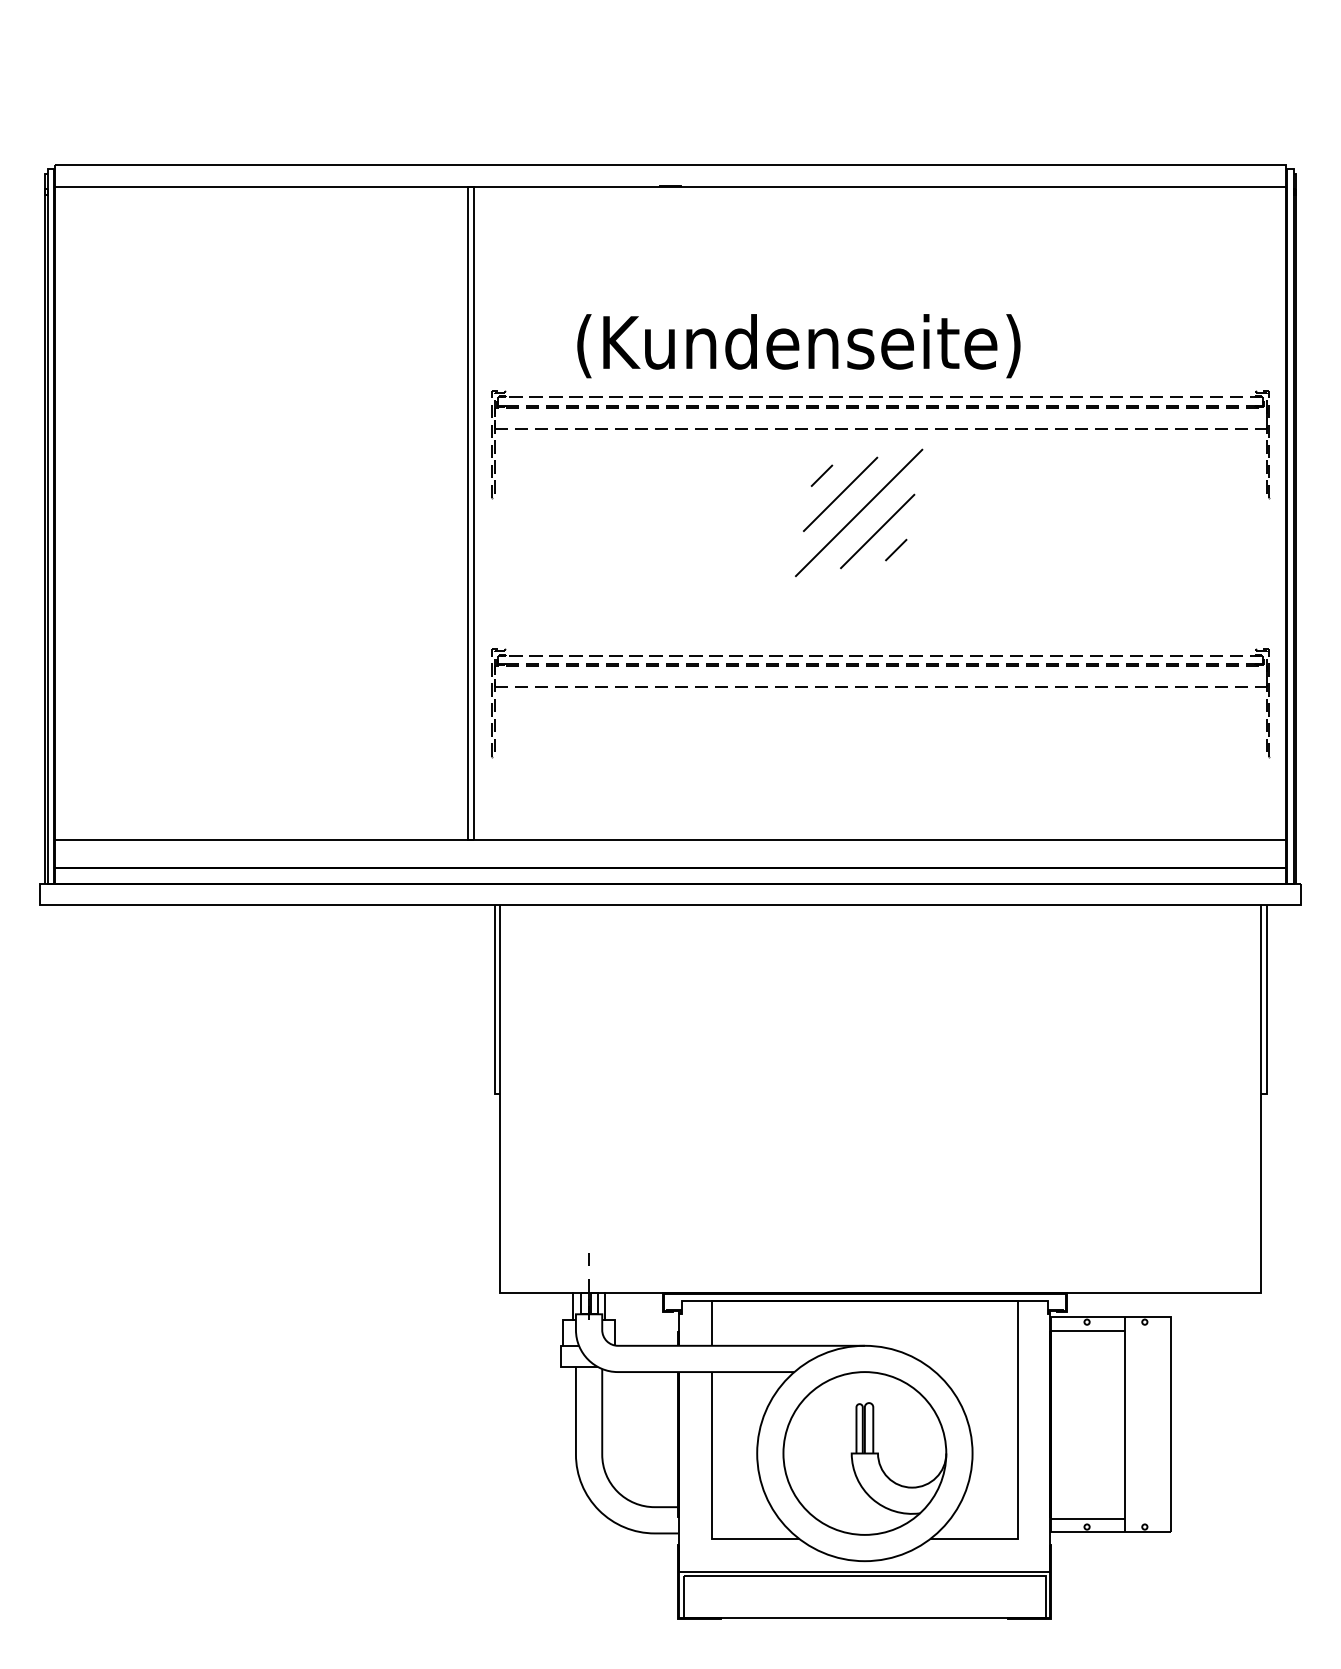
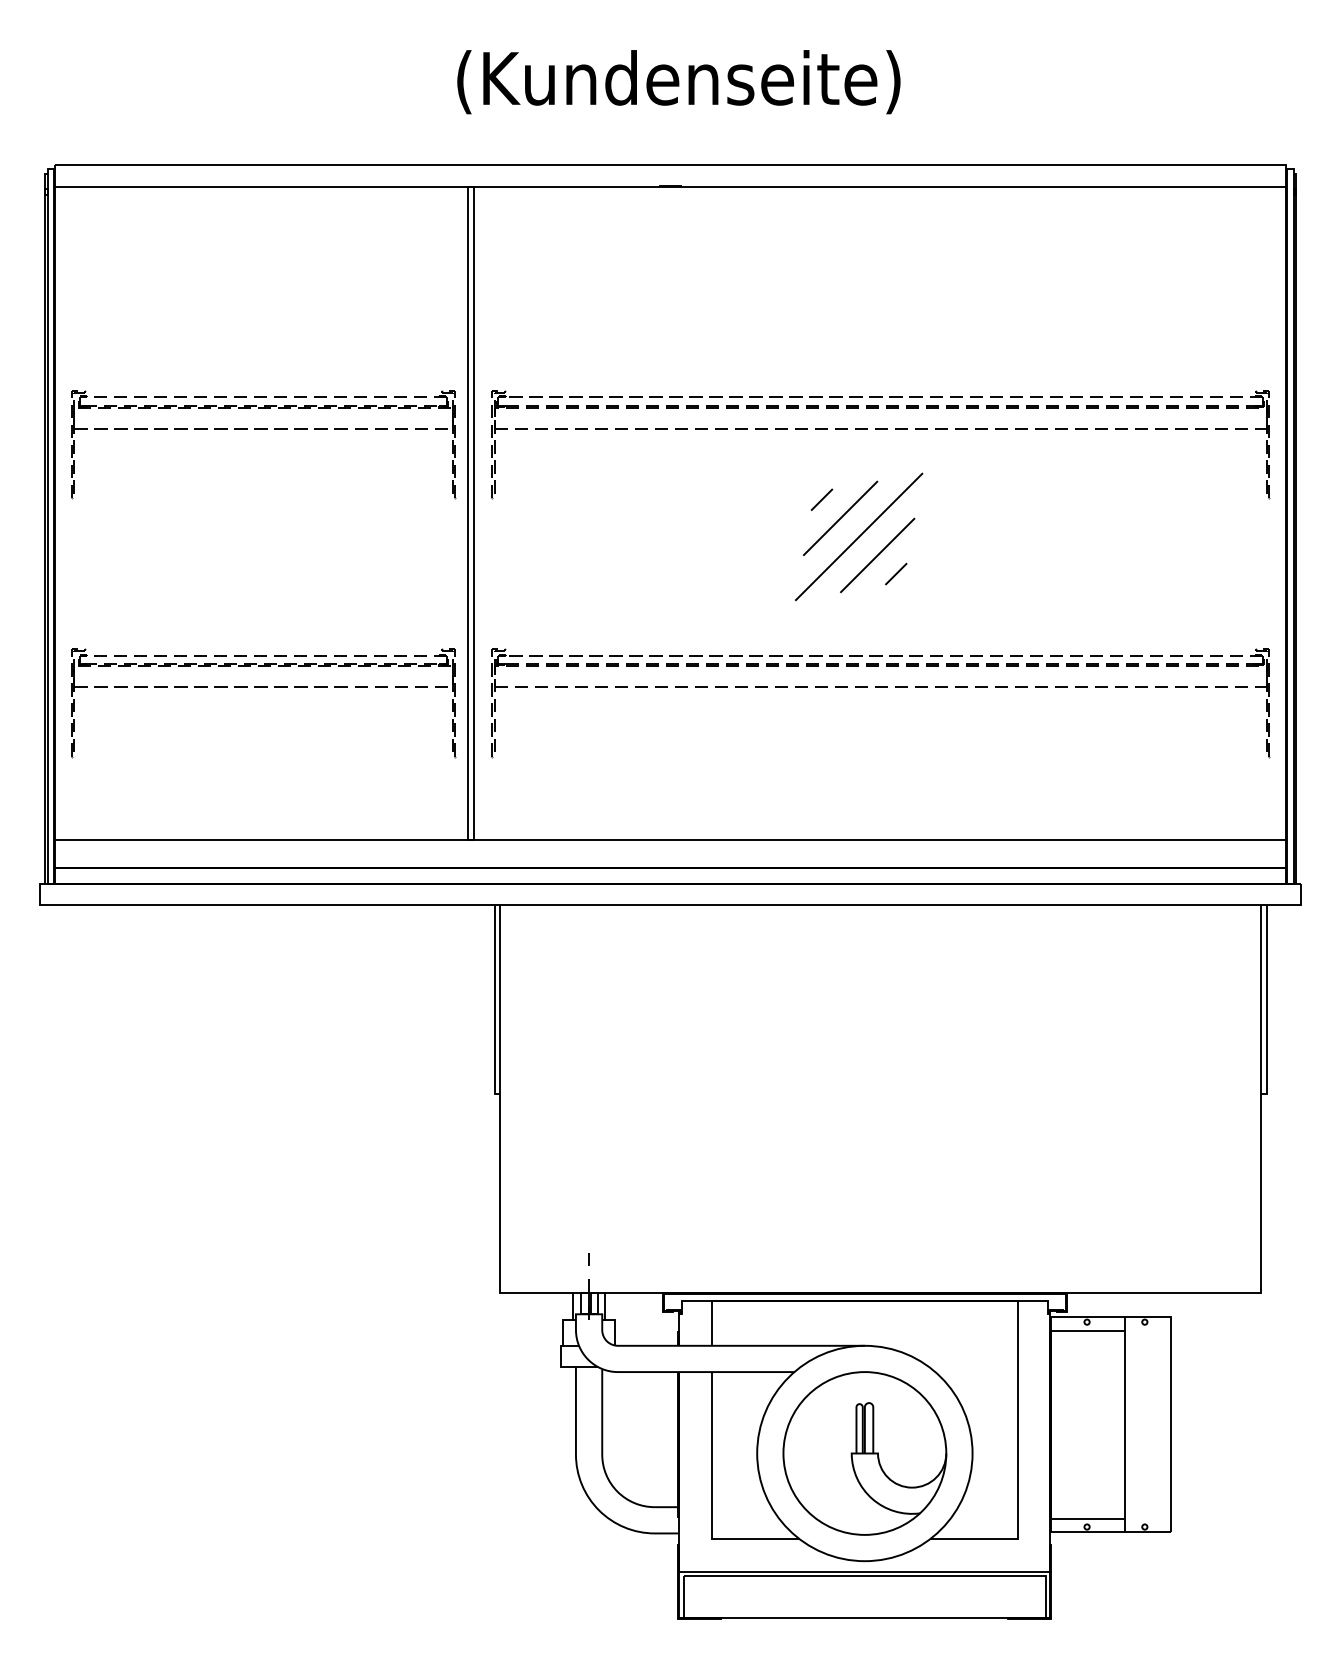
text position: (798, 346) -> (678, 82) (678, 82)
part: none -> present (263, 429)
part position: (859, 512) -> (859, 536) (859, 536)
part: none -> present (263, 687)
